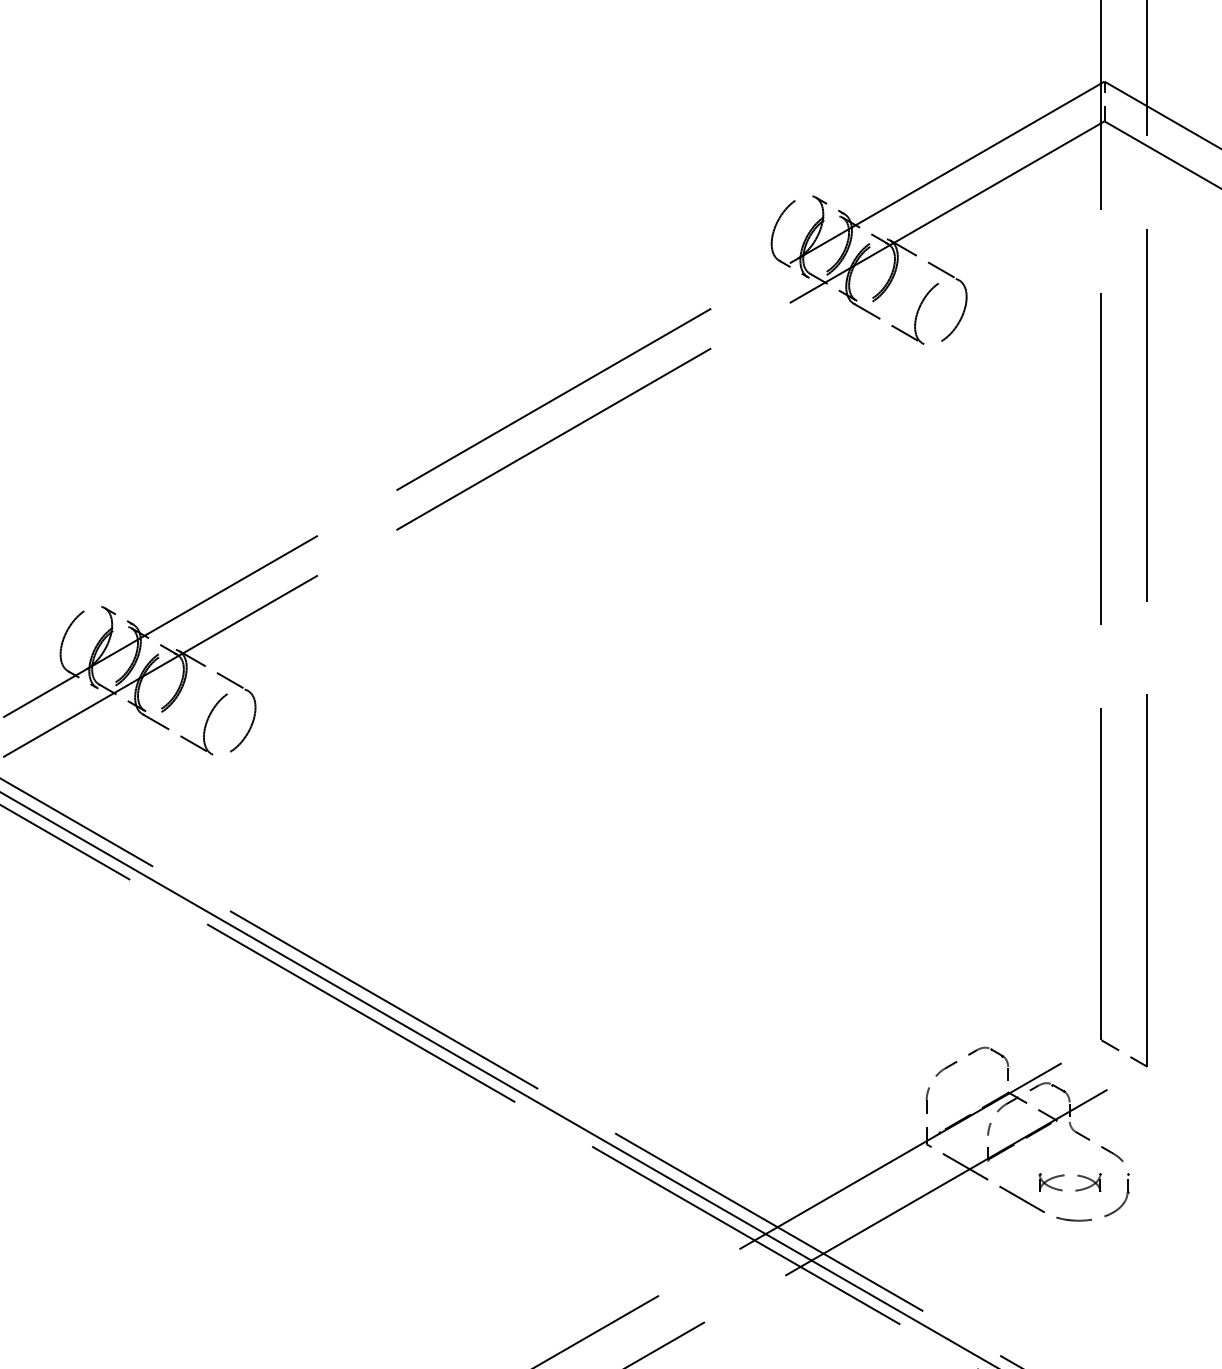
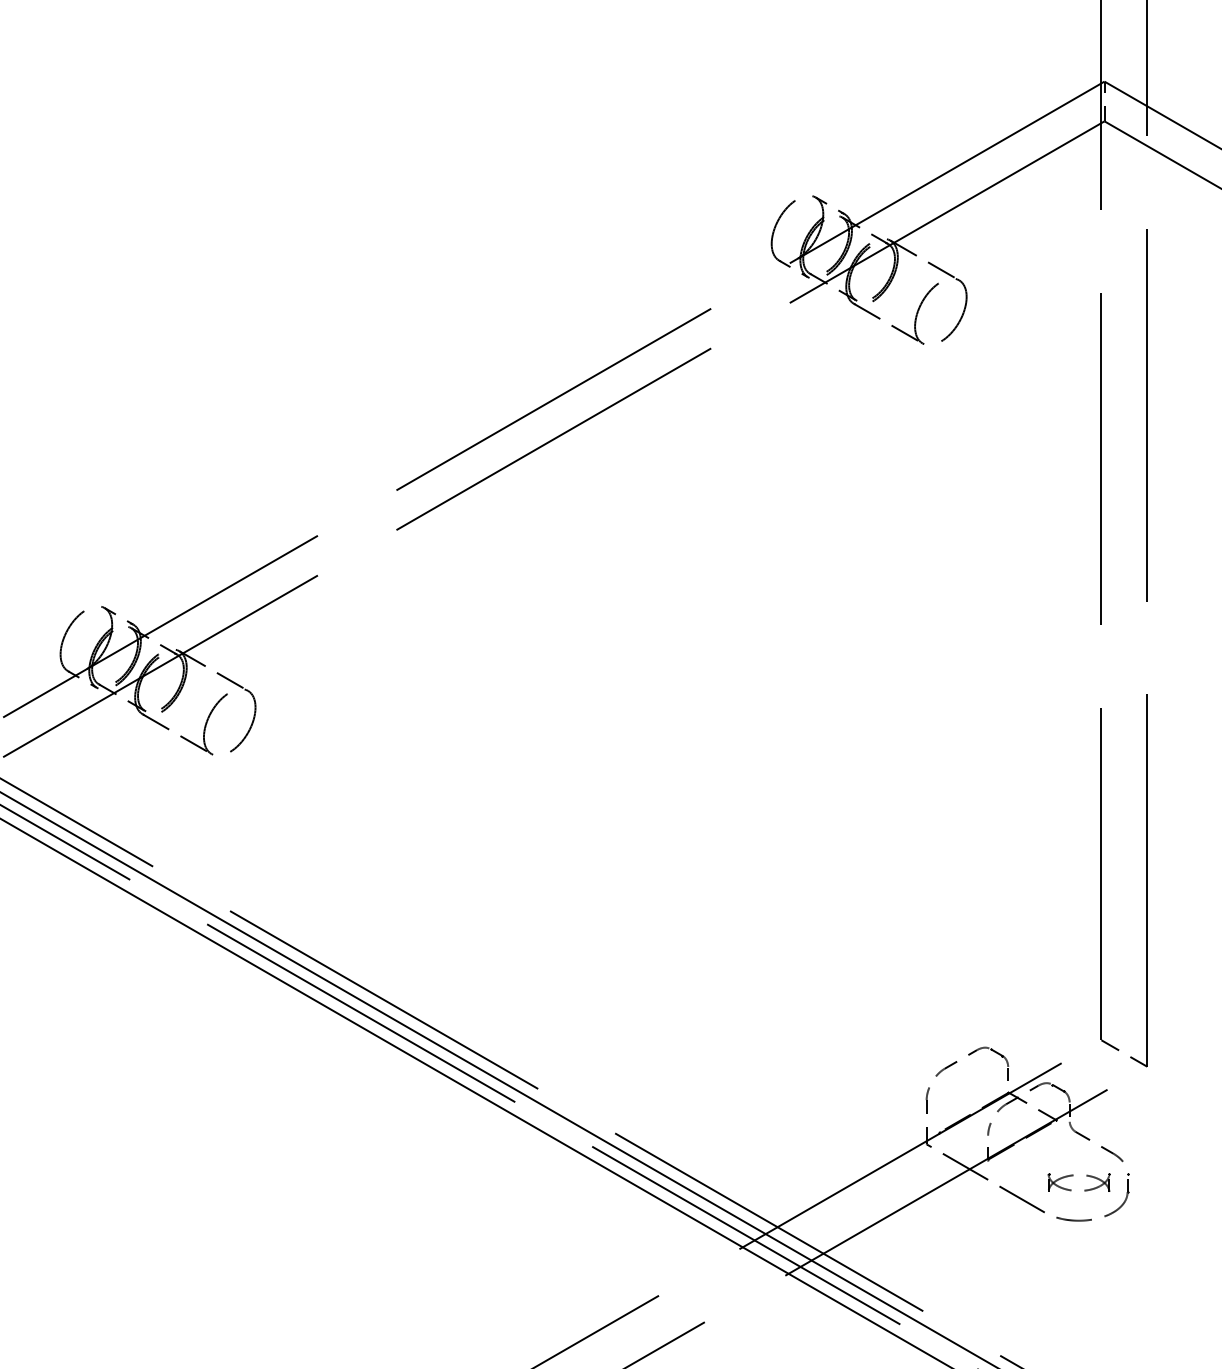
line: none -> present (475, 1092)
part position: (1064, 1176) -> (1073, 1176) (1073, 1176)
